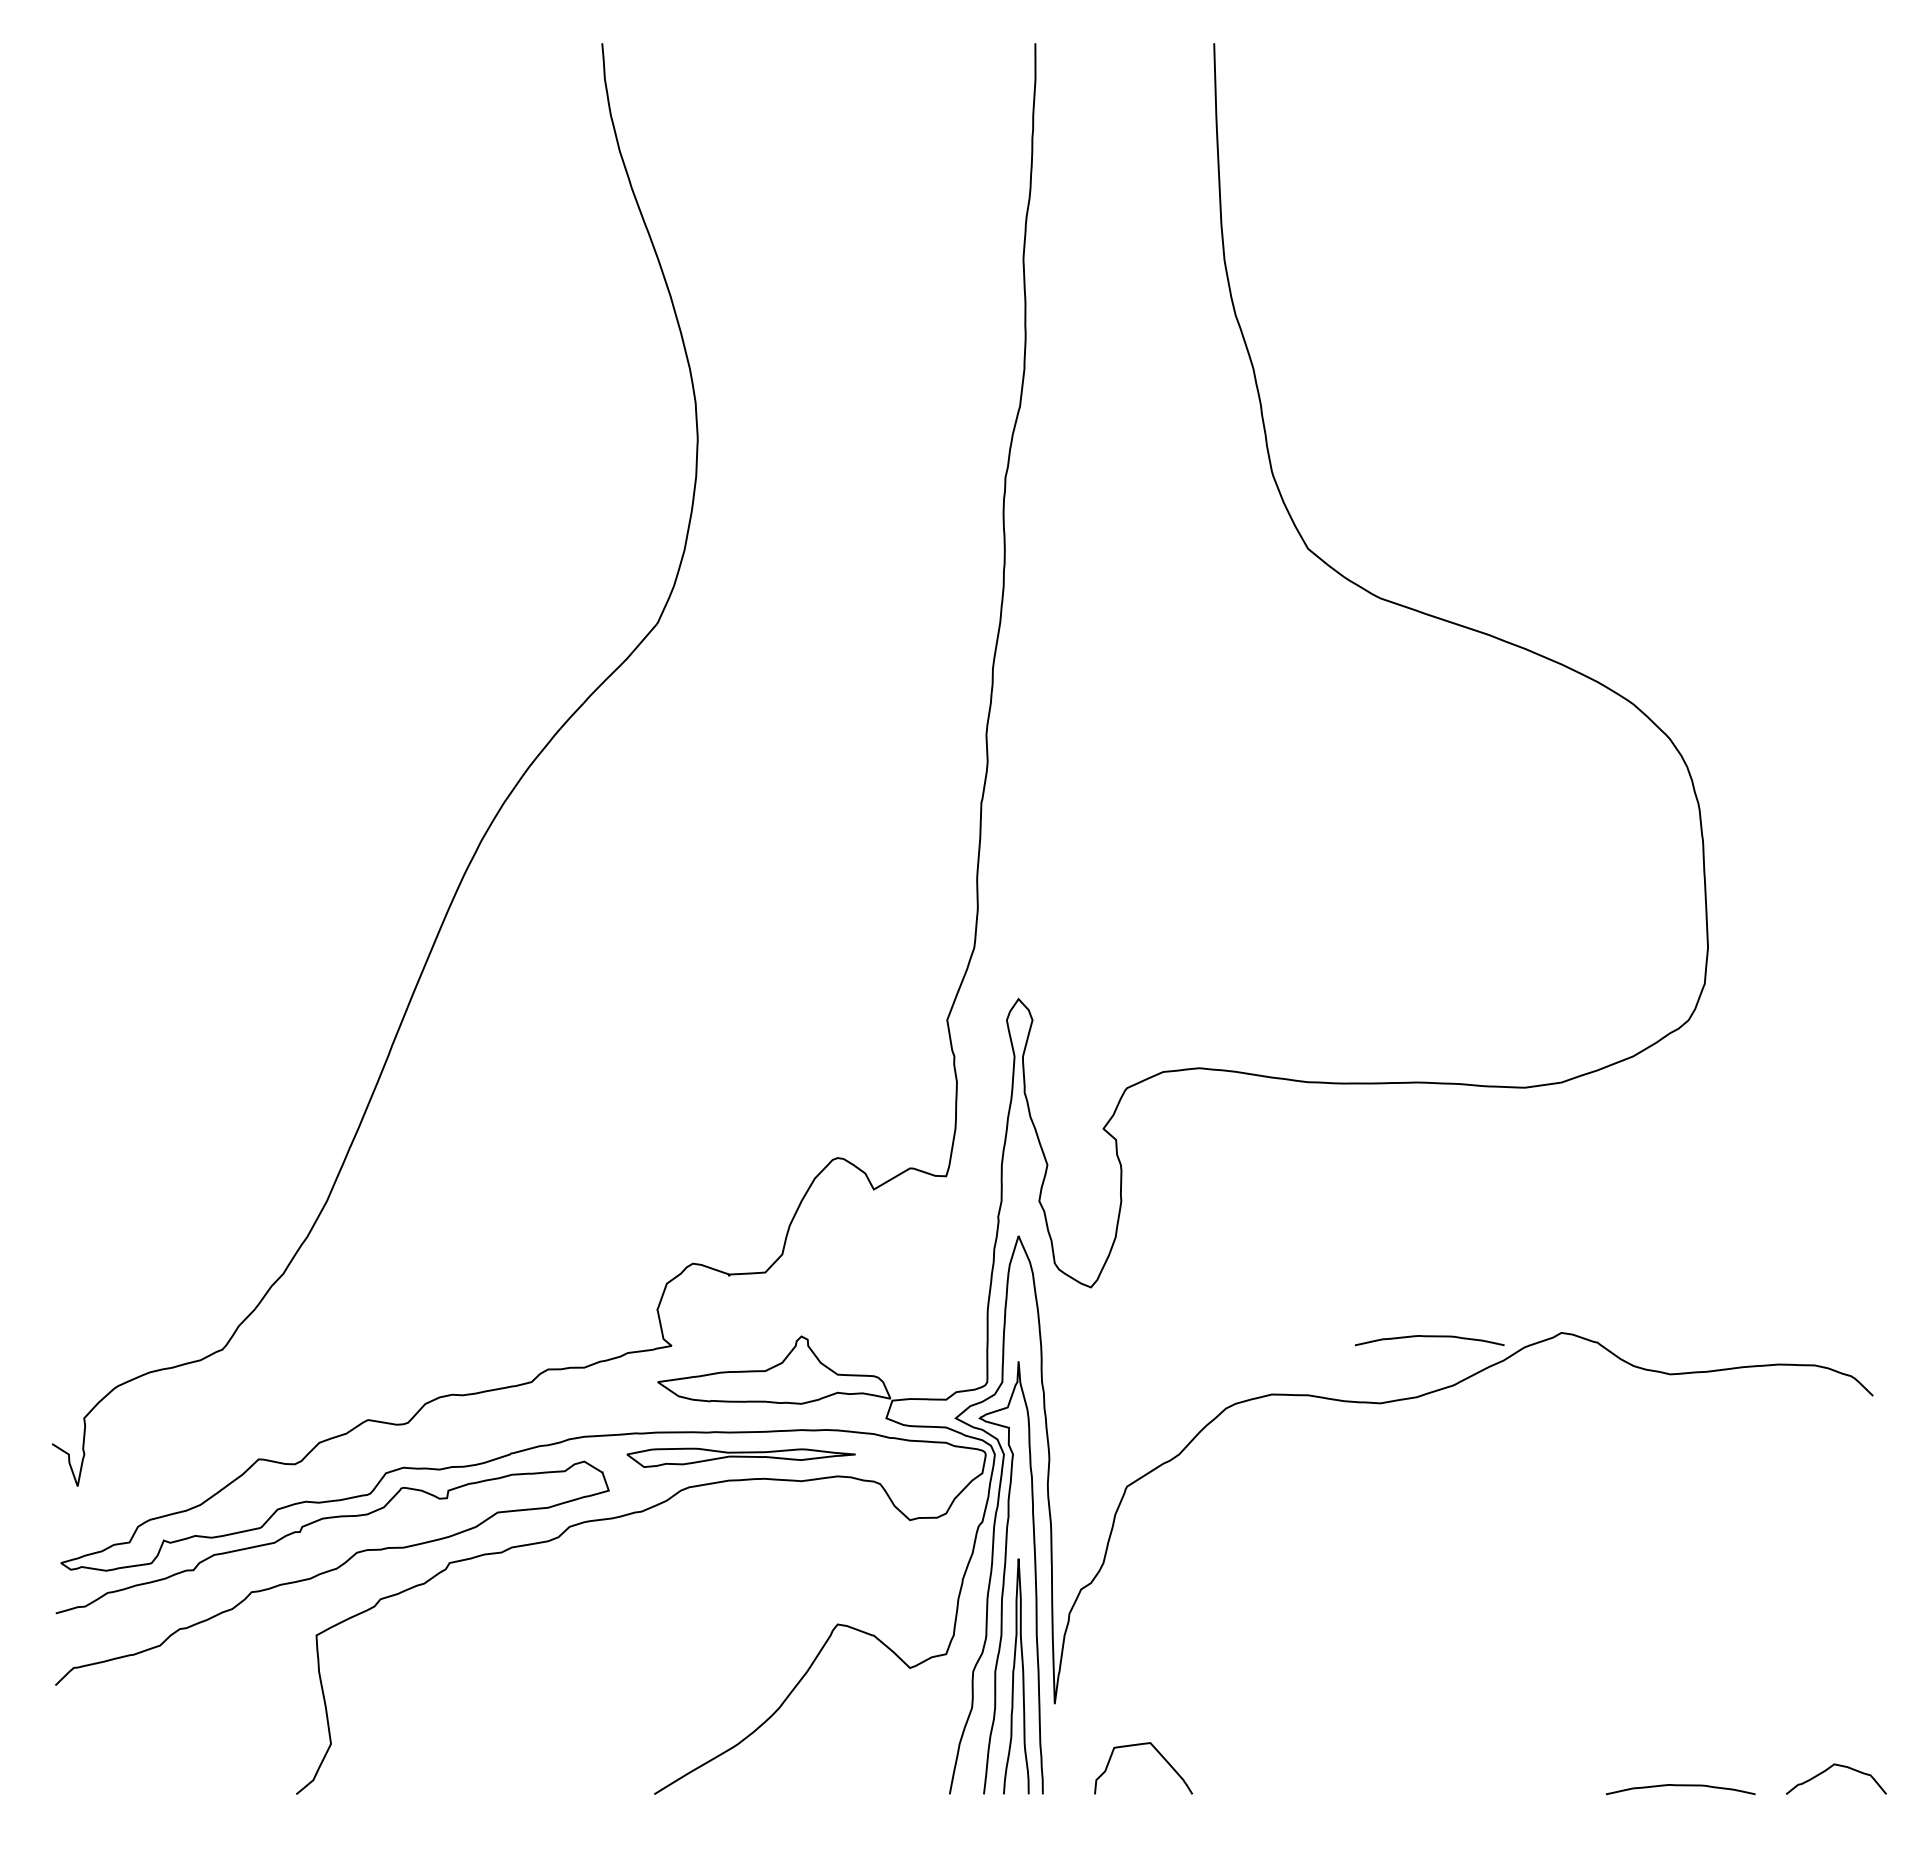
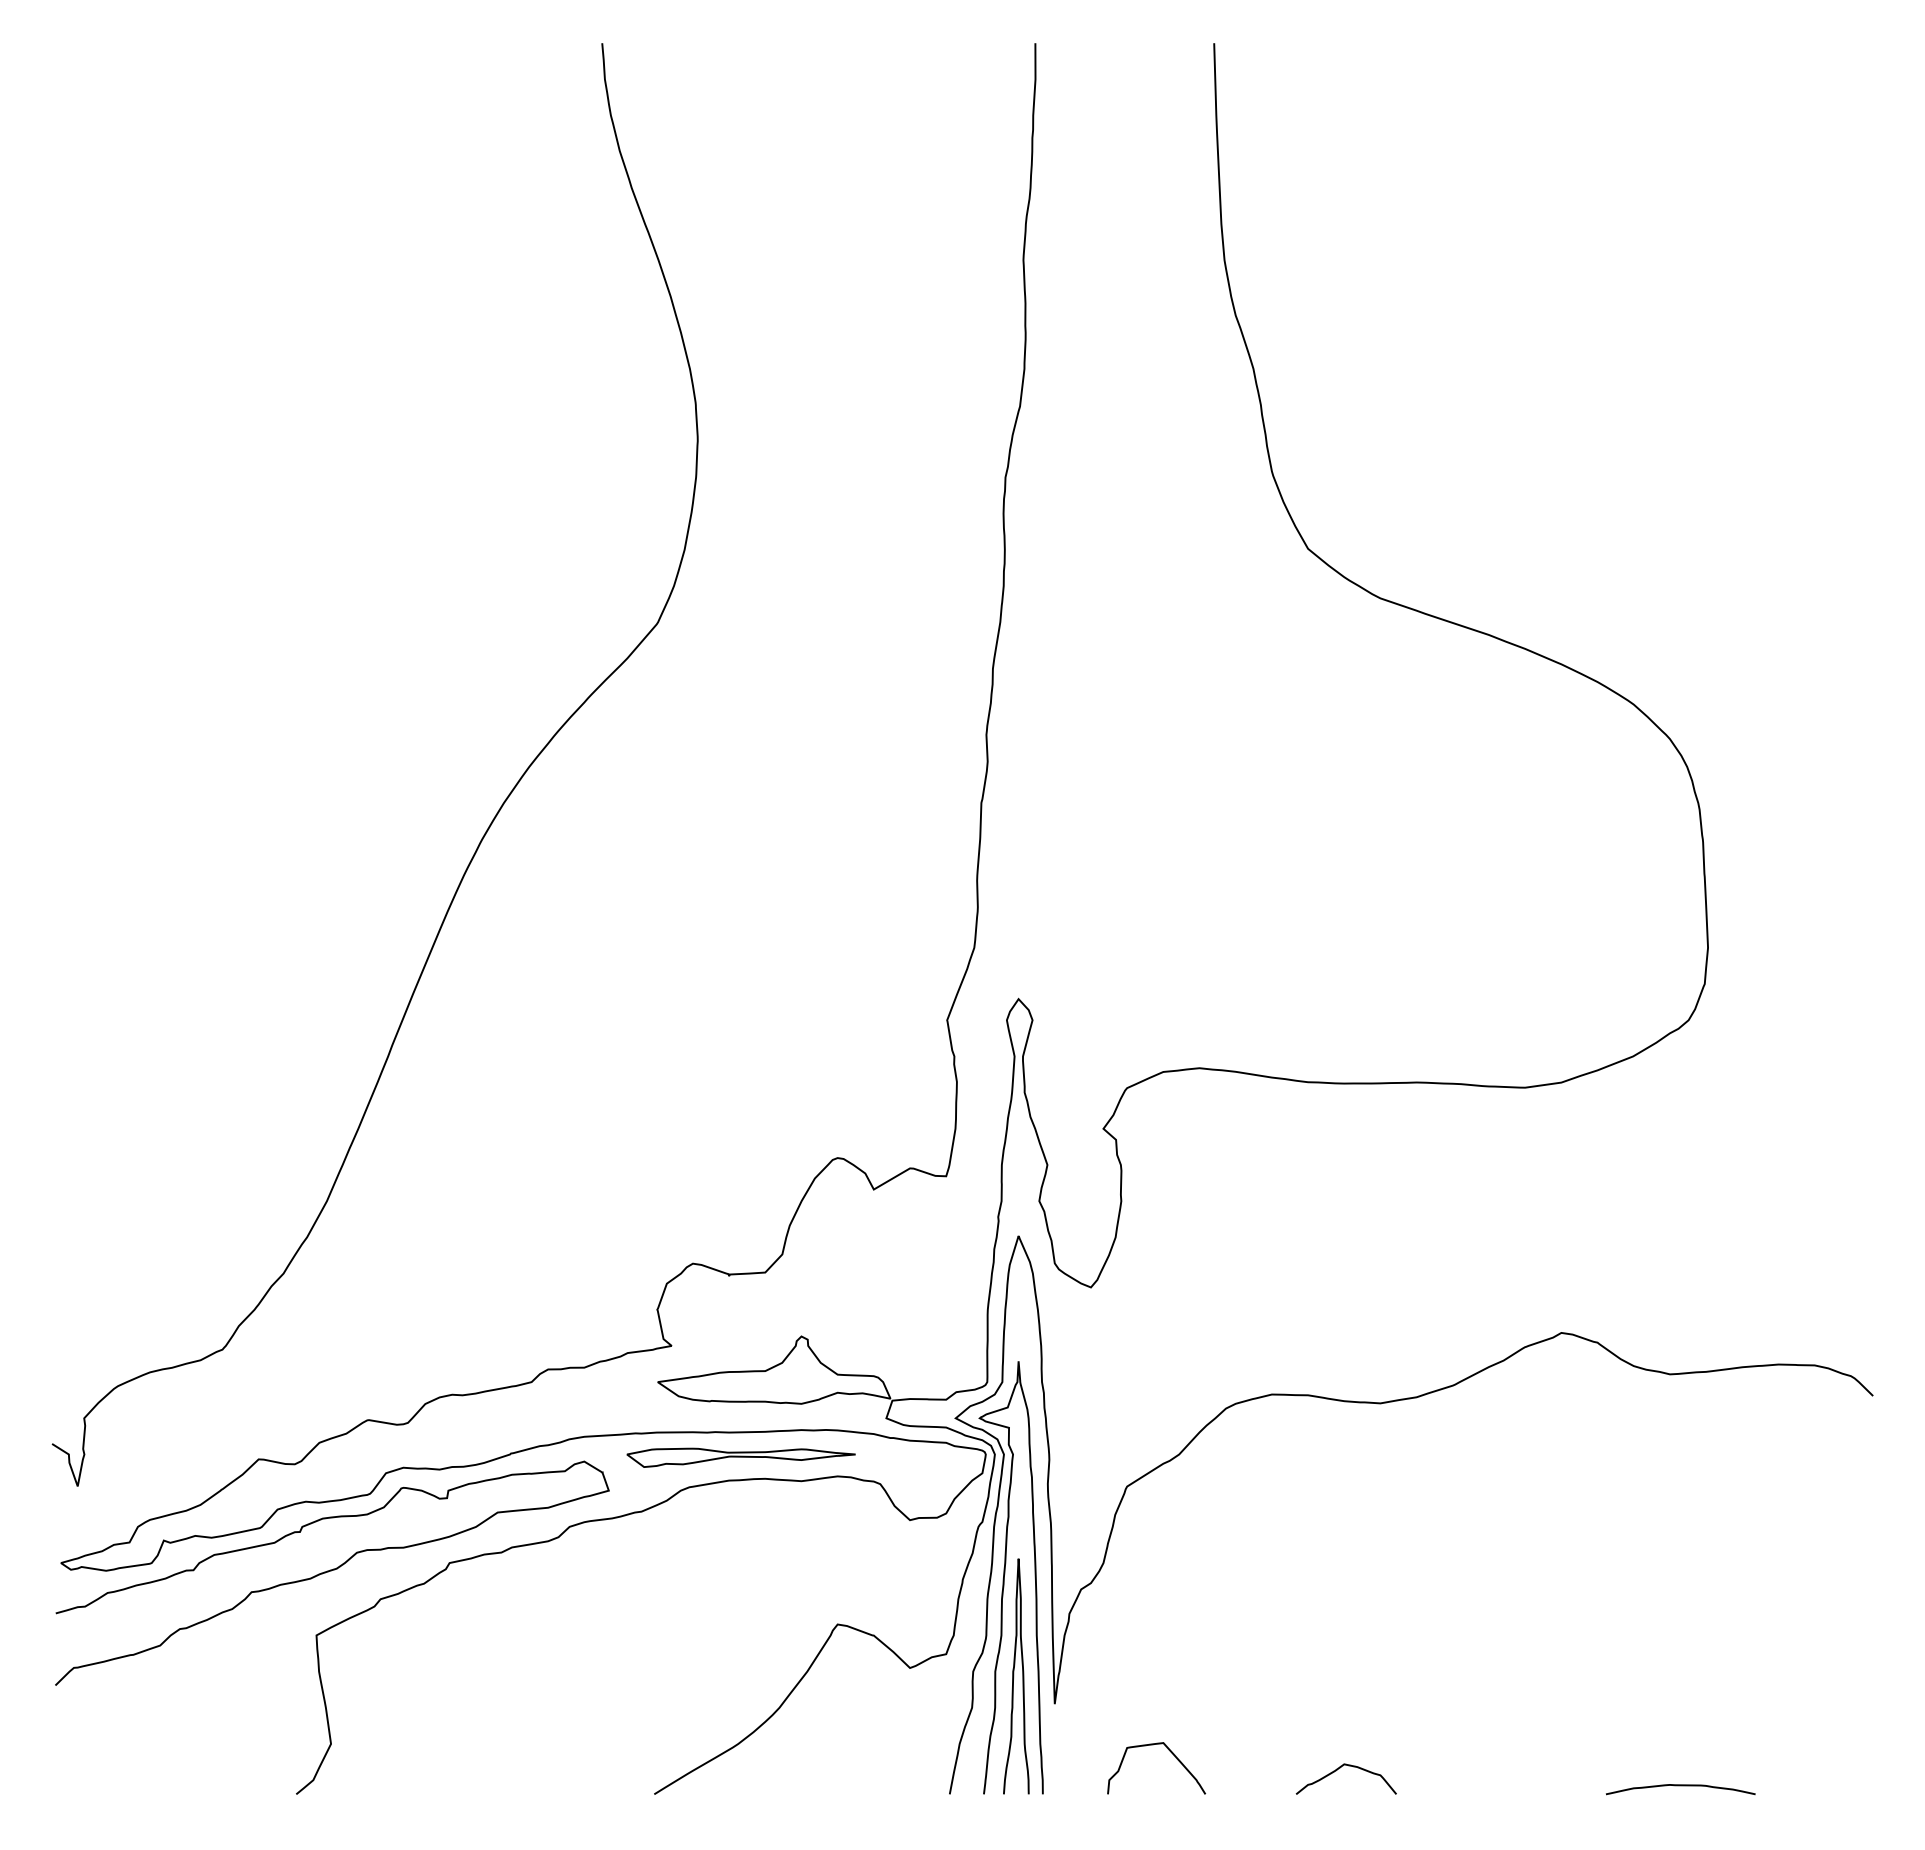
curve: present -> none (1429, 1337)
curve position: (1158, 1753) -> (1171, 1753) (1171, 1753)
curve position: (1830, 1768) -> (1340, 1768) (1340, 1768)
